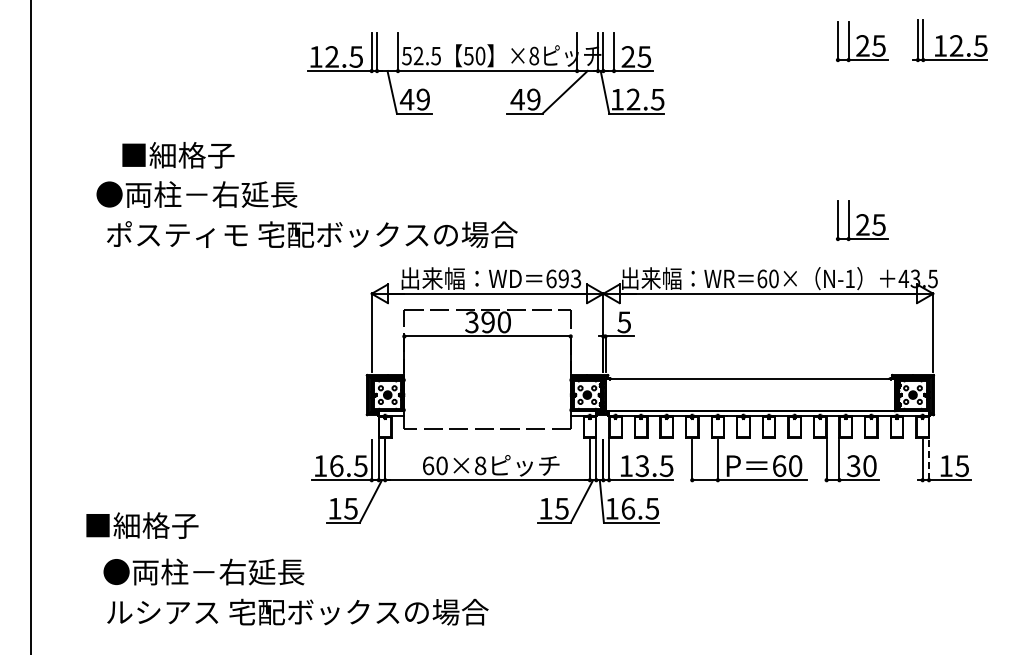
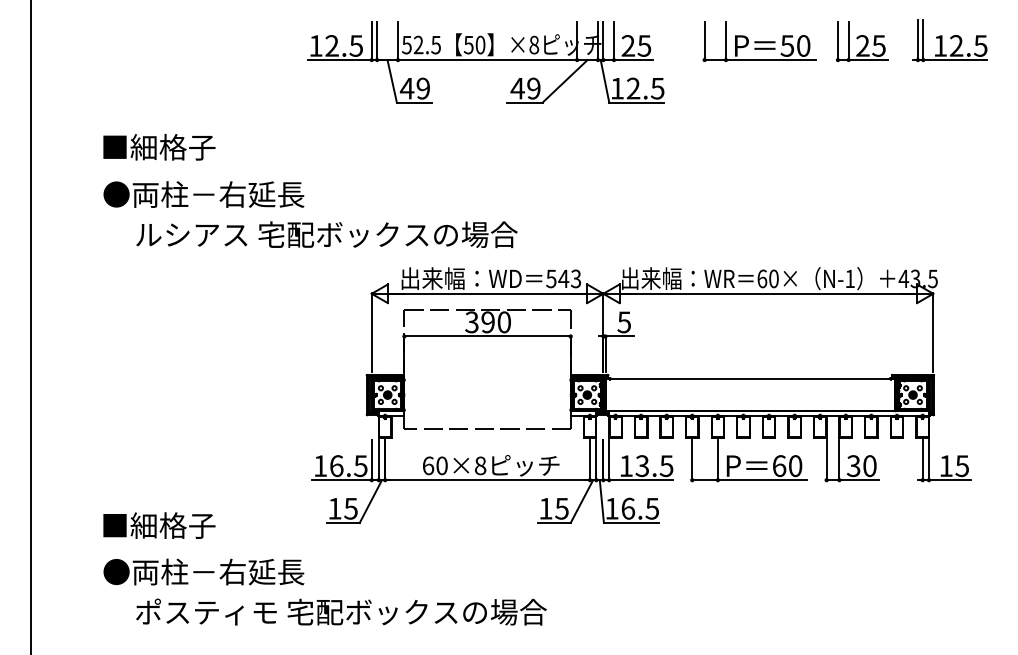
part: none -> present (759, 41)
part position: (485, 73) -> (485, 62) (485, 62)
text position: (178, 155) -> (159, 147) (159, 147)
text position: (196, 194) -> (203, 194) (203, 194)
part: present -> none (862, 220)
text: ポスティモ 宅配ボックスの場合 -> ルシアス 宅配ボックスの場合 (177, 234)
text: 693 -> 543 (557, 278)
line: dashed -> solid (929, 460)
text position: (142, 525) -> (159, 525) (159, 525)
text: ルシアス 宅配ボックスの場合 -> ポスティモ 宅配ボックスの場合 (326, 611)
